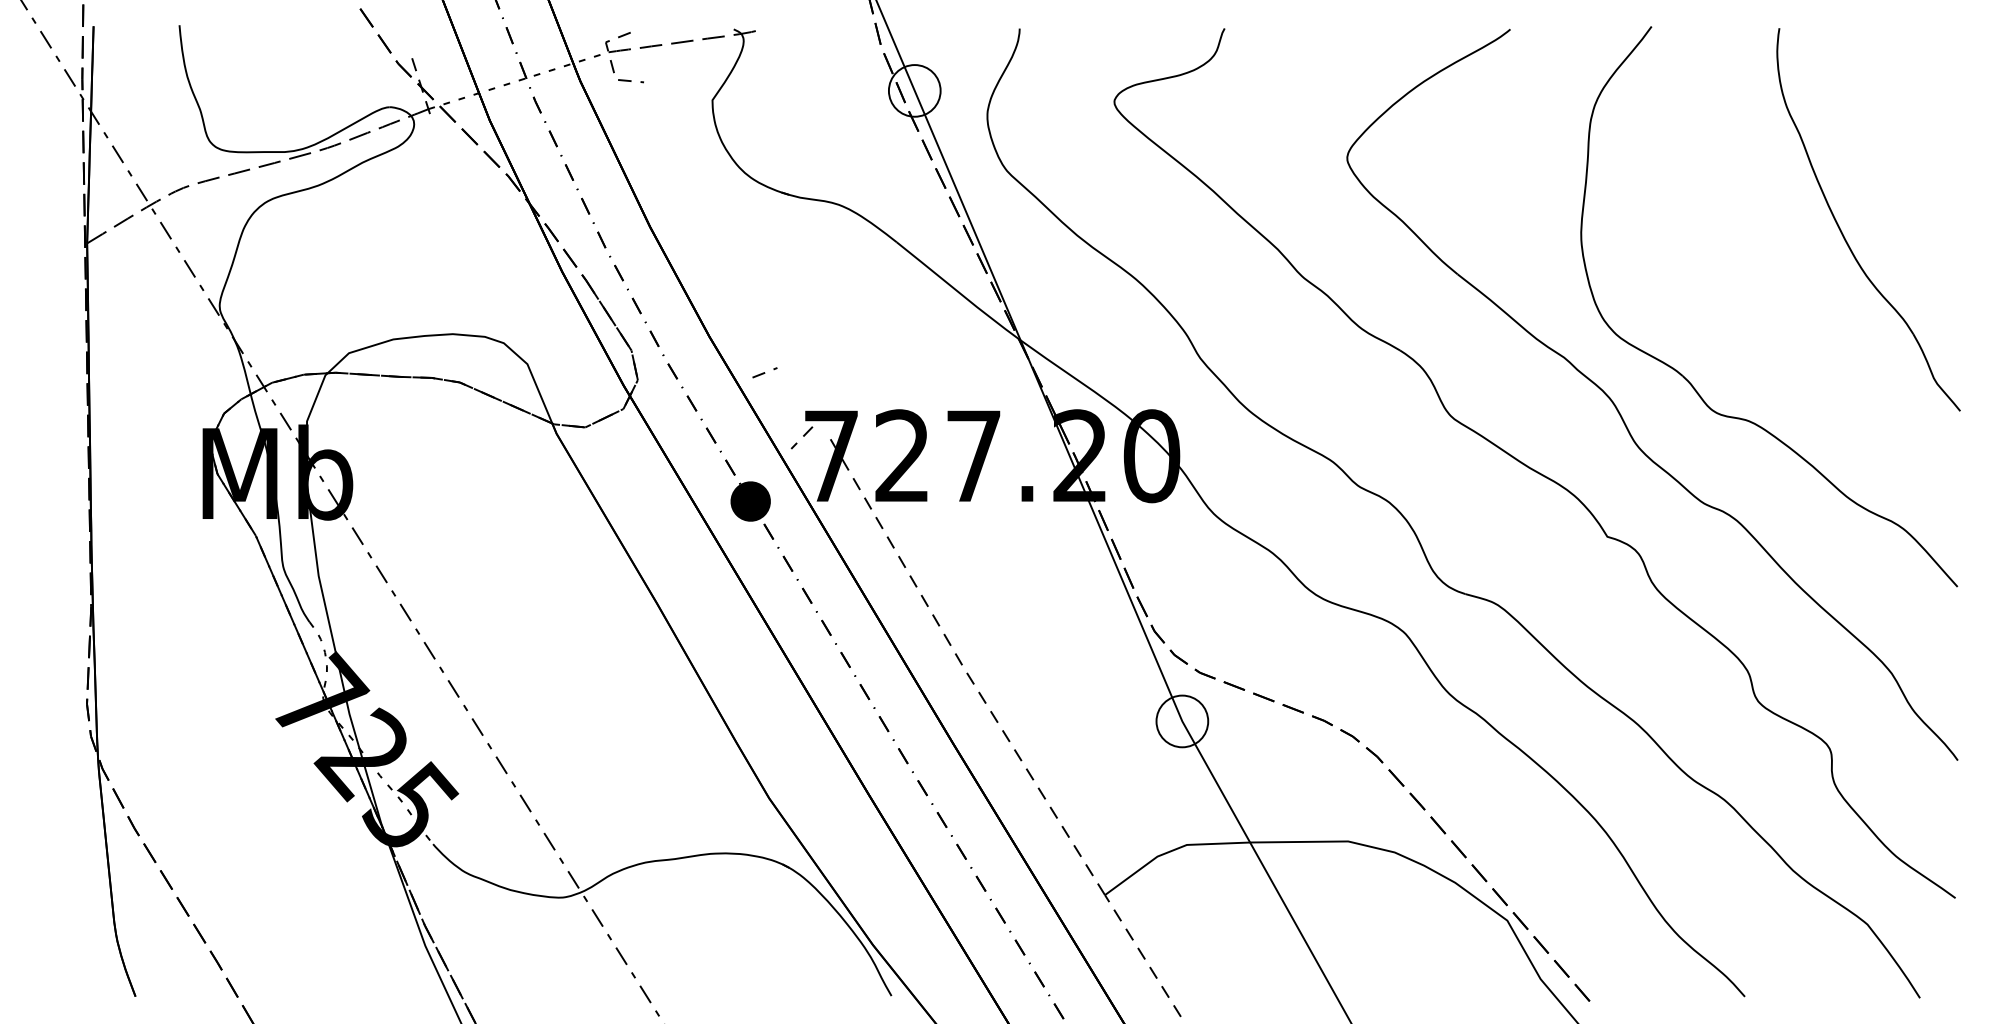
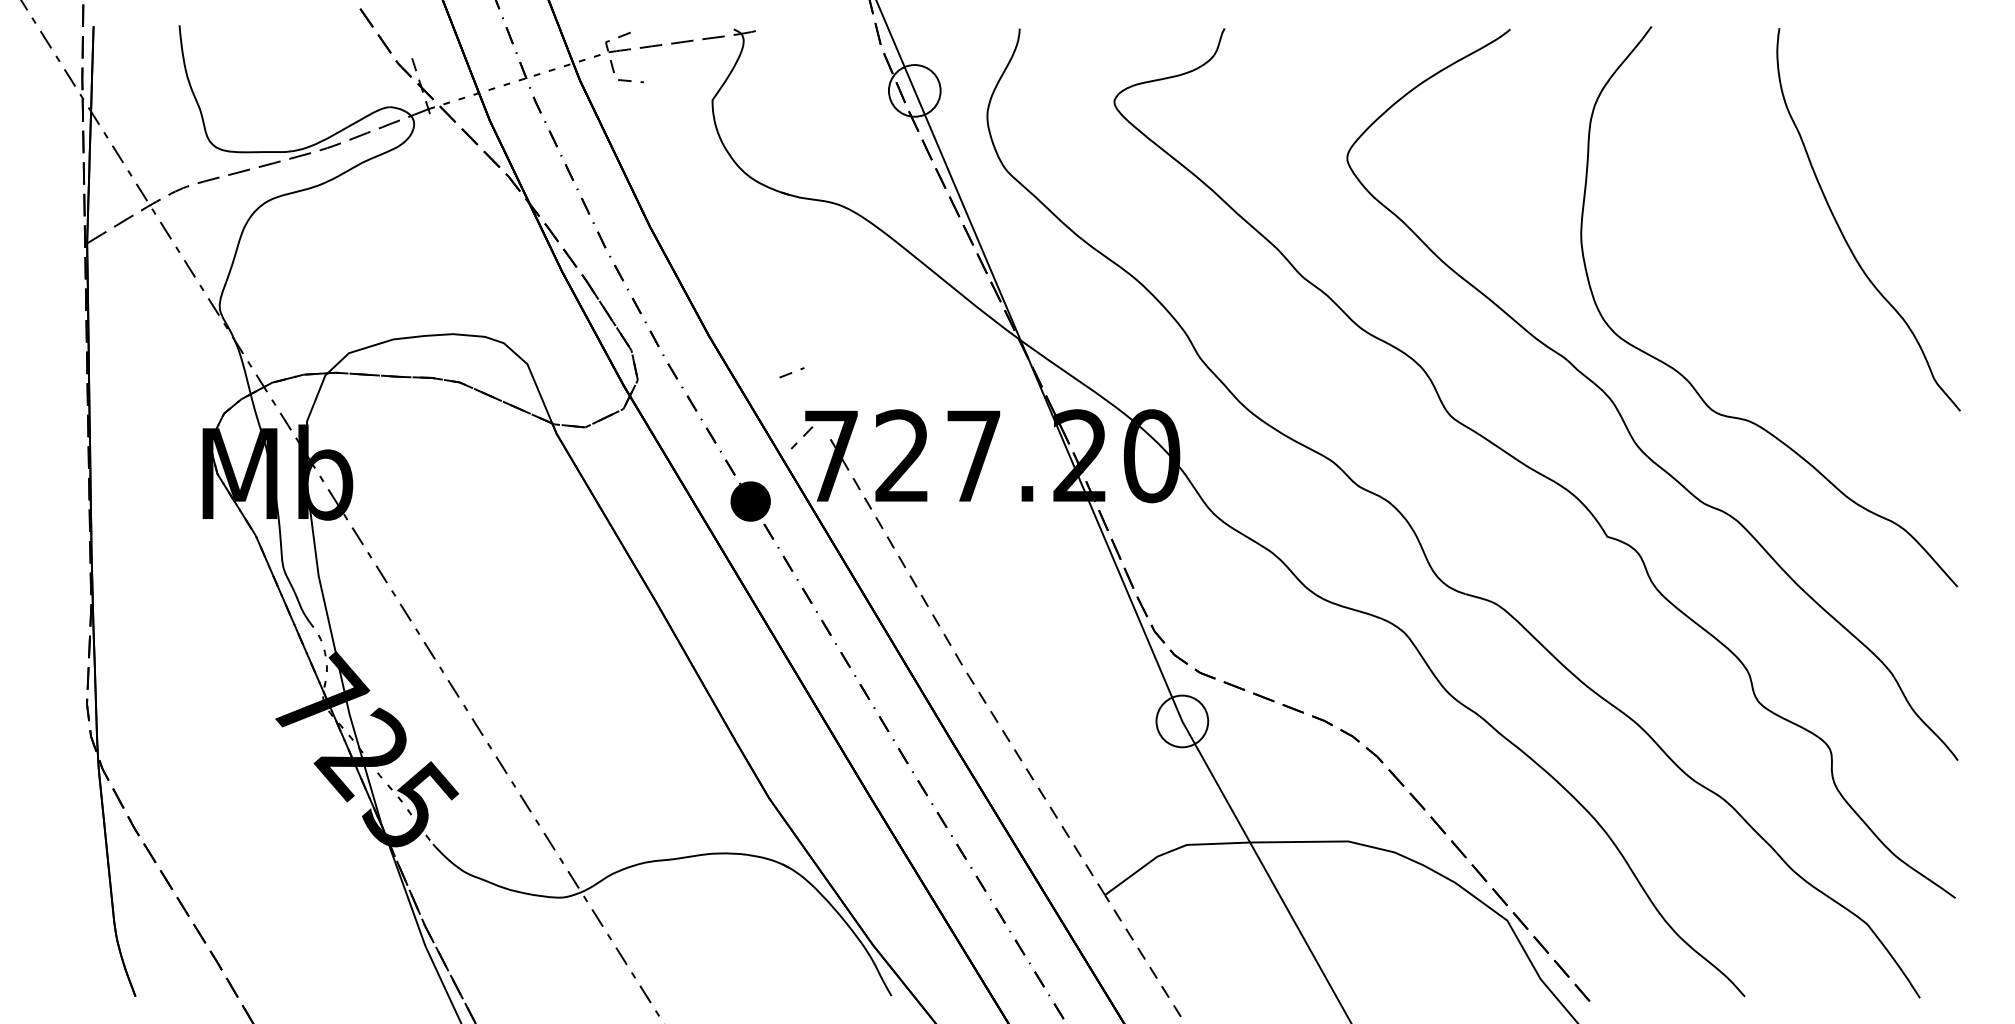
line position: (764, 372) -> (791, 372) (791, 372)
